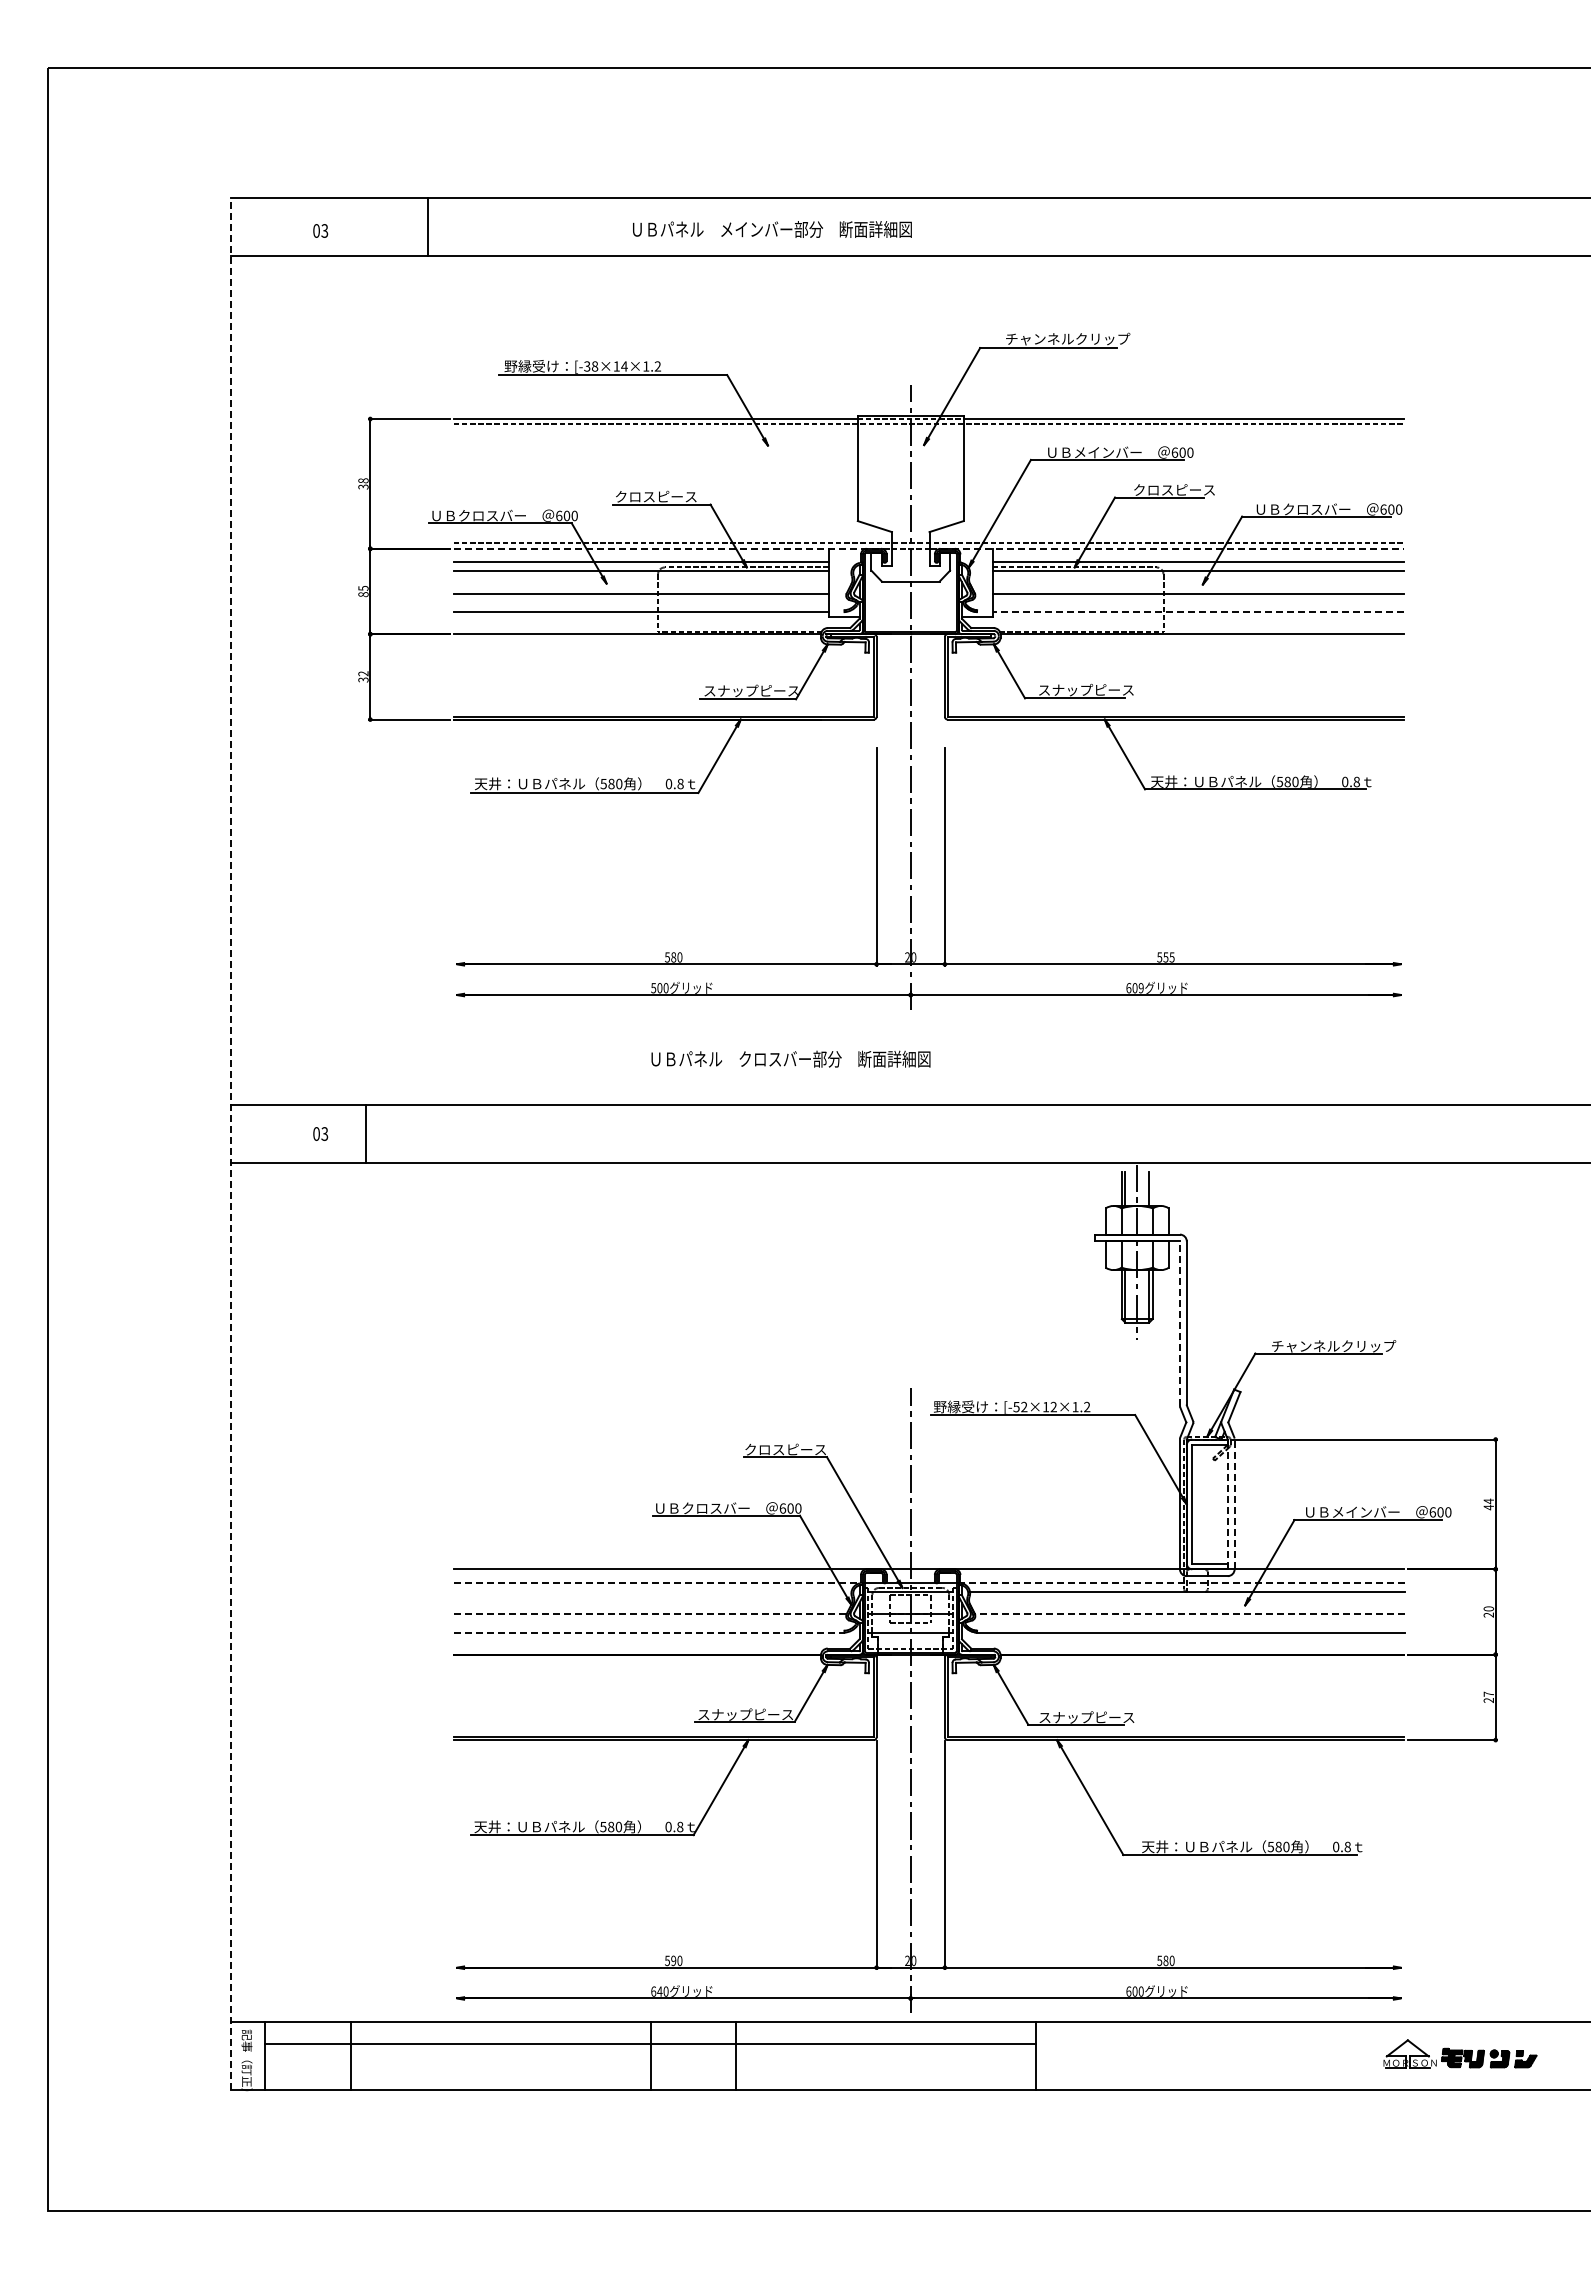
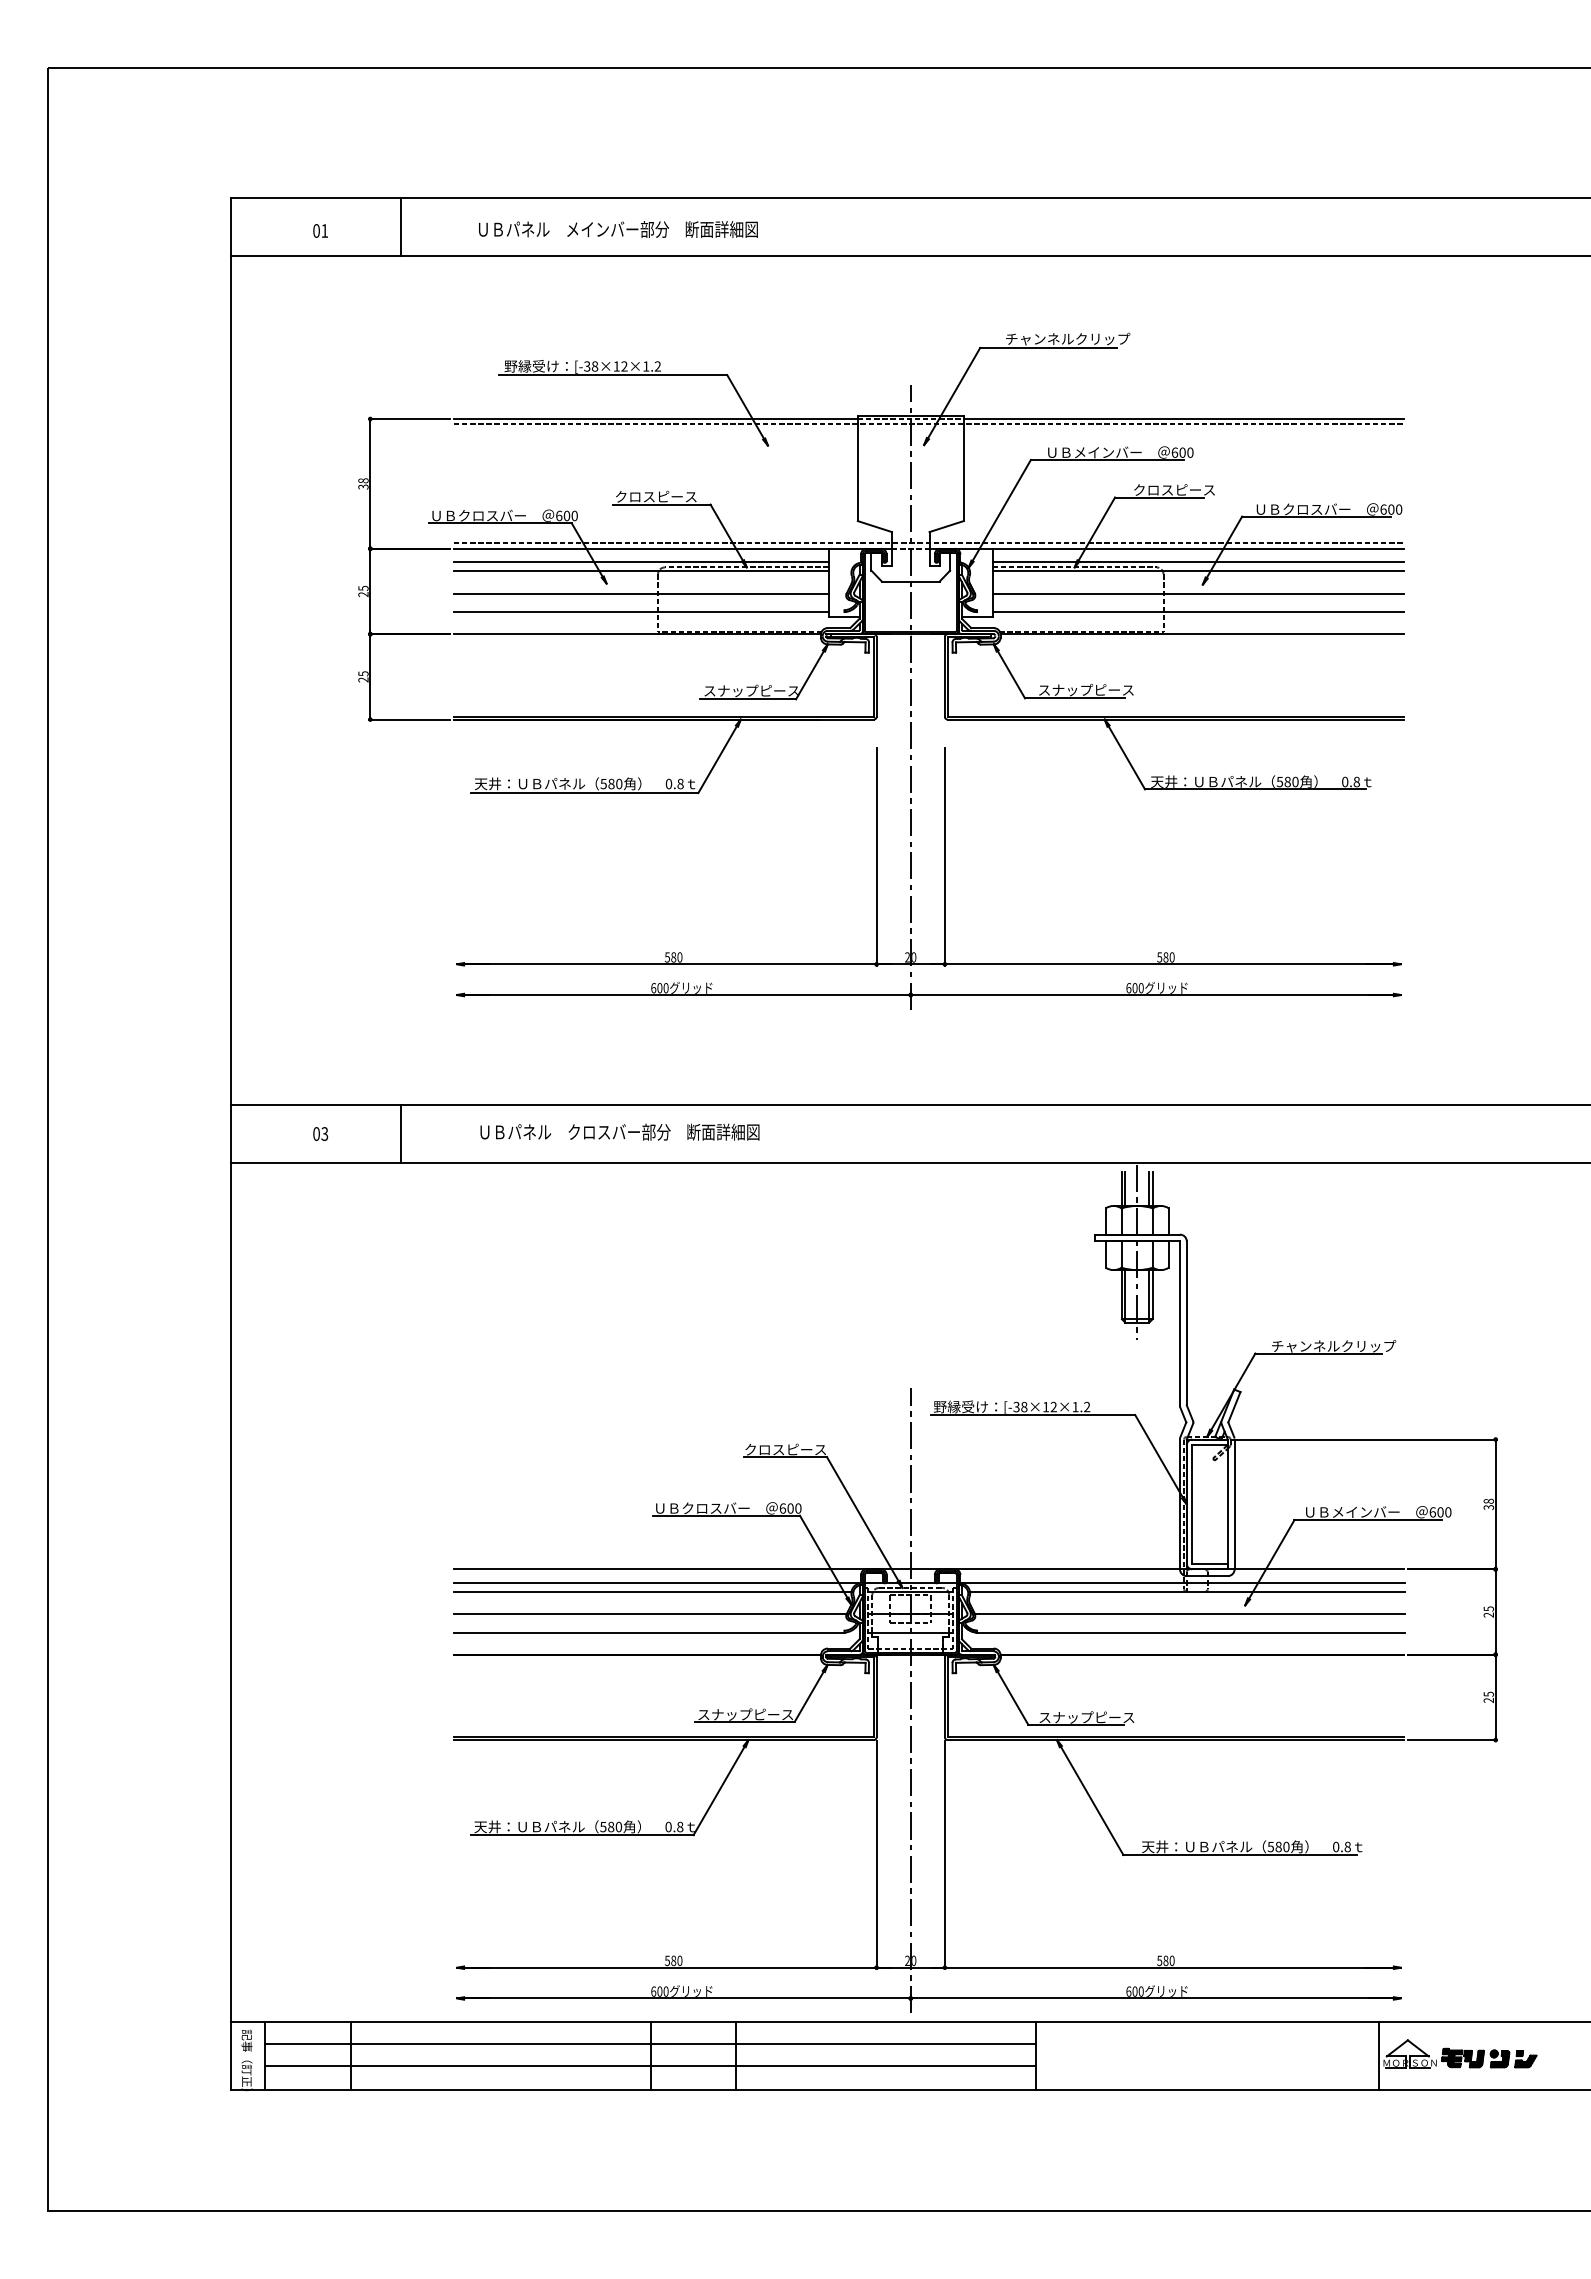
line position: (428, 227) -> (401, 227) (401, 227)
text position: (772, 229) -> (618, 229) (618, 229)
text: 03 -> 01 (324, 230)
text: [-38×14×1.2 -> [-38×12×1.2 (624, 366)
line: dashed -> solid (673, 548)
line: dashed -> solid (1167, 548)
text: 85 -> 25 (363, 594)
line: dashed -> solid (1198, 612)
text: 32 -> 25 (363, 676)
text: 555 -> 580 (1168, 957)
text: 500 -> 600 (653, 988)
text: 609 -> 600 (1140, 988)
text position: (790, 1058) -> (619, 1131) (619, 1131)
line position: (366, 1134) -> (401, 1134) (401, 1134)
line: dashed -> solid (230, 1143)
line: none -> present (1152, 1188)
line: dashed -> solid (1179, 1323)
text: [-52×12×1.2 -> [-38×12×1.2 (1020, 1406)
line: dashed -> solid (1227, 1504)
line: dashed -> solid (1234, 1504)
text: 44 -> 38 (1488, 1504)
line: dashed -> solid (657, 1582)
line: dashed -> solid (1183, 1582)
line: none -> present (652, 1591)
text: 20 -> 25 (1488, 1608)
line: dashed -> solid (650, 1614)
line: dashed -> solid (1189, 1614)
line: dashed -> solid (649, 1632)
text: 27 -> 25 (1488, 1693)
text: 590 -> 580 (673, 1960)
text: 640 -> 600 (659, 1991)
line: none -> present (1379, 2055)
line: none -> present (650, 2065)
